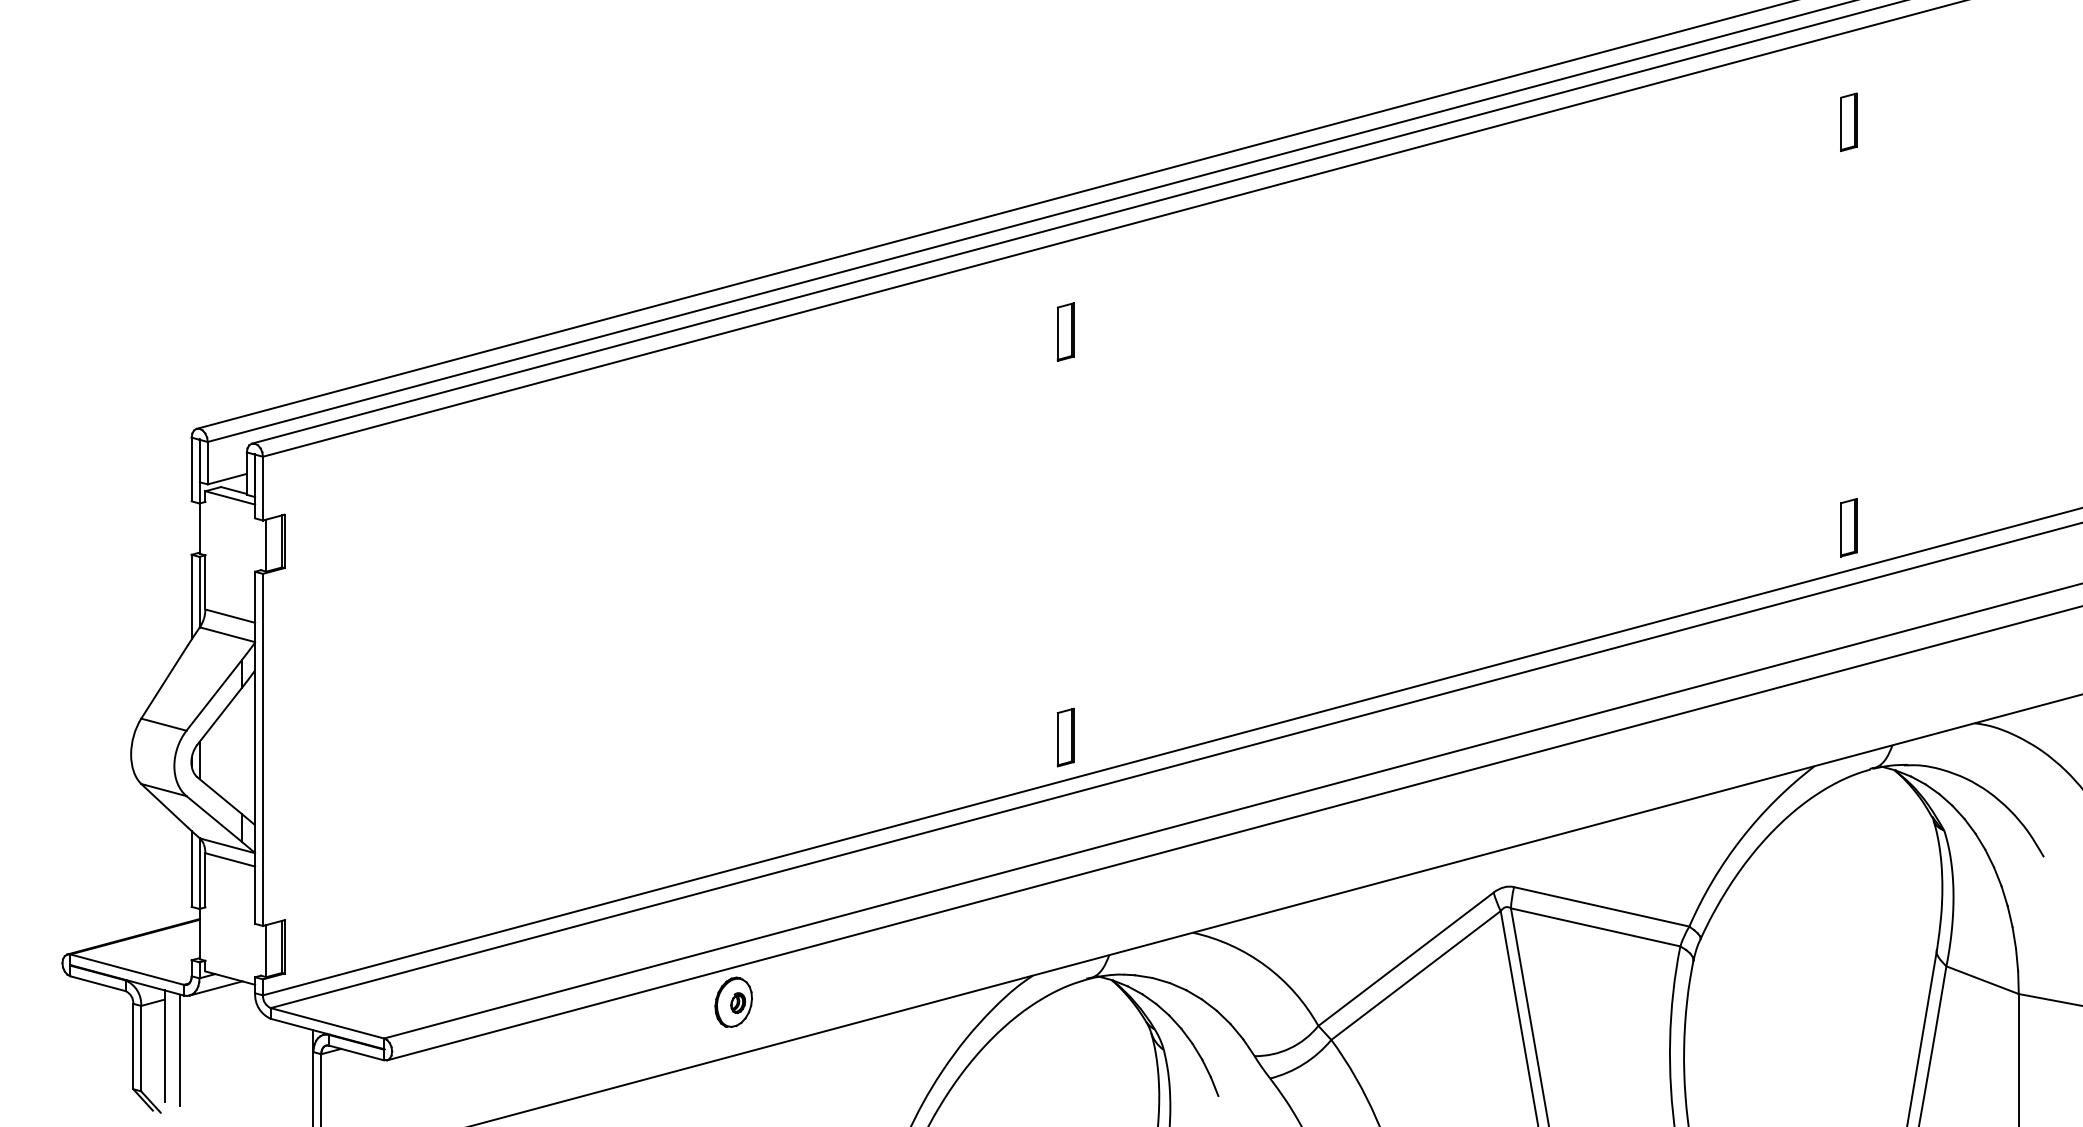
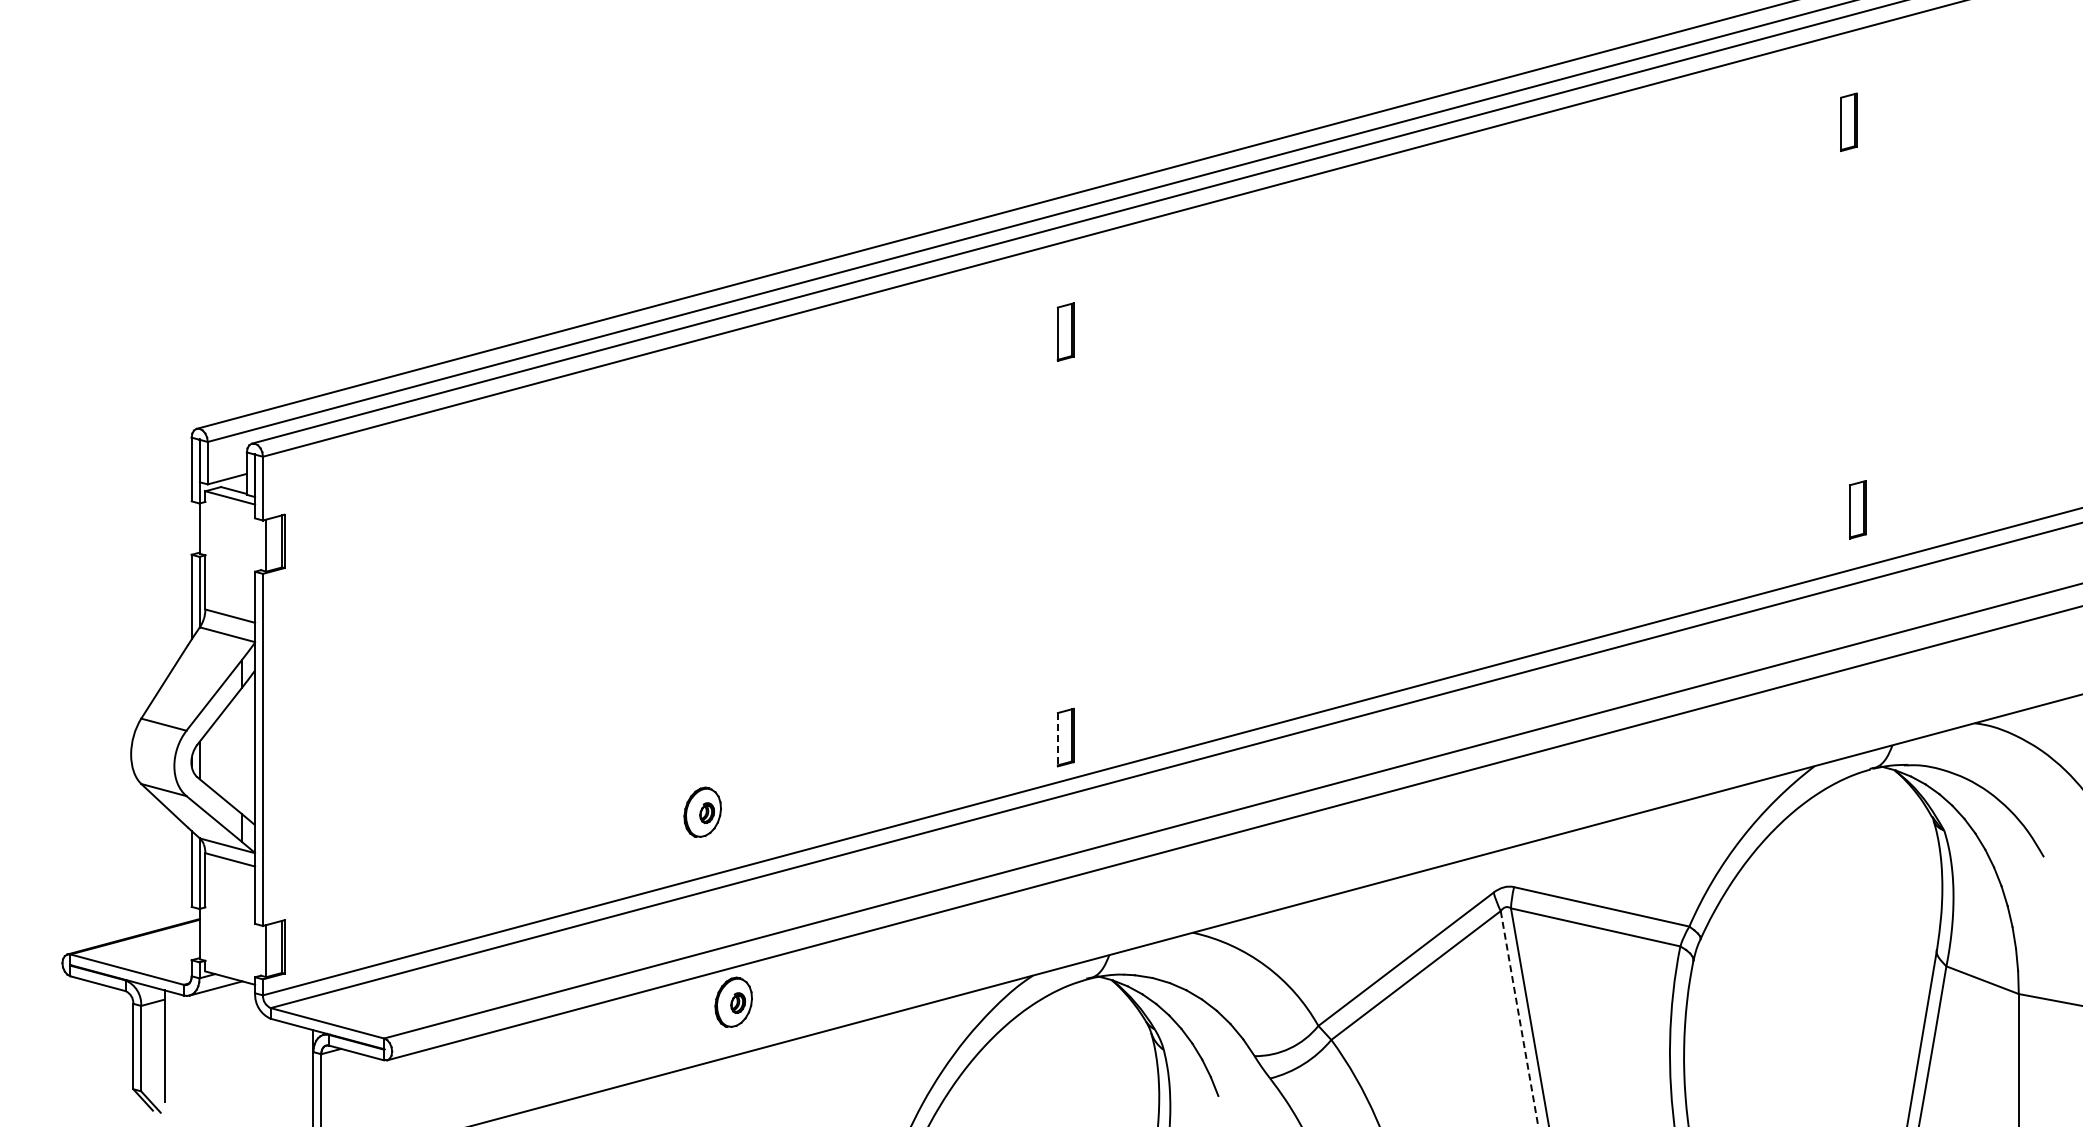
part position: (1848, 527) -> (1857, 509) (1857, 509)
line: solid -> dashed (1057, 739)
part: none -> present (702, 811)
line: solid -> dashed (1519, 1019)
line: present -> none (180, 1050)
